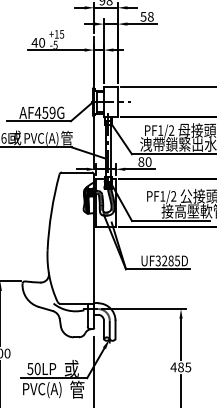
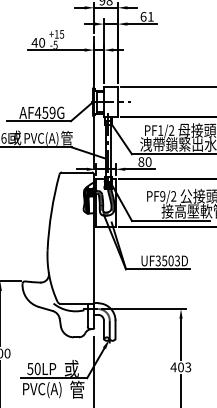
text: 58 -> 61 (146, 16)
text: PF1/2 -> PF9/2 (162, 196)
text: UF3285D -> UF3503D (171, 260)
text: 485 -> 403 (184, 366)
